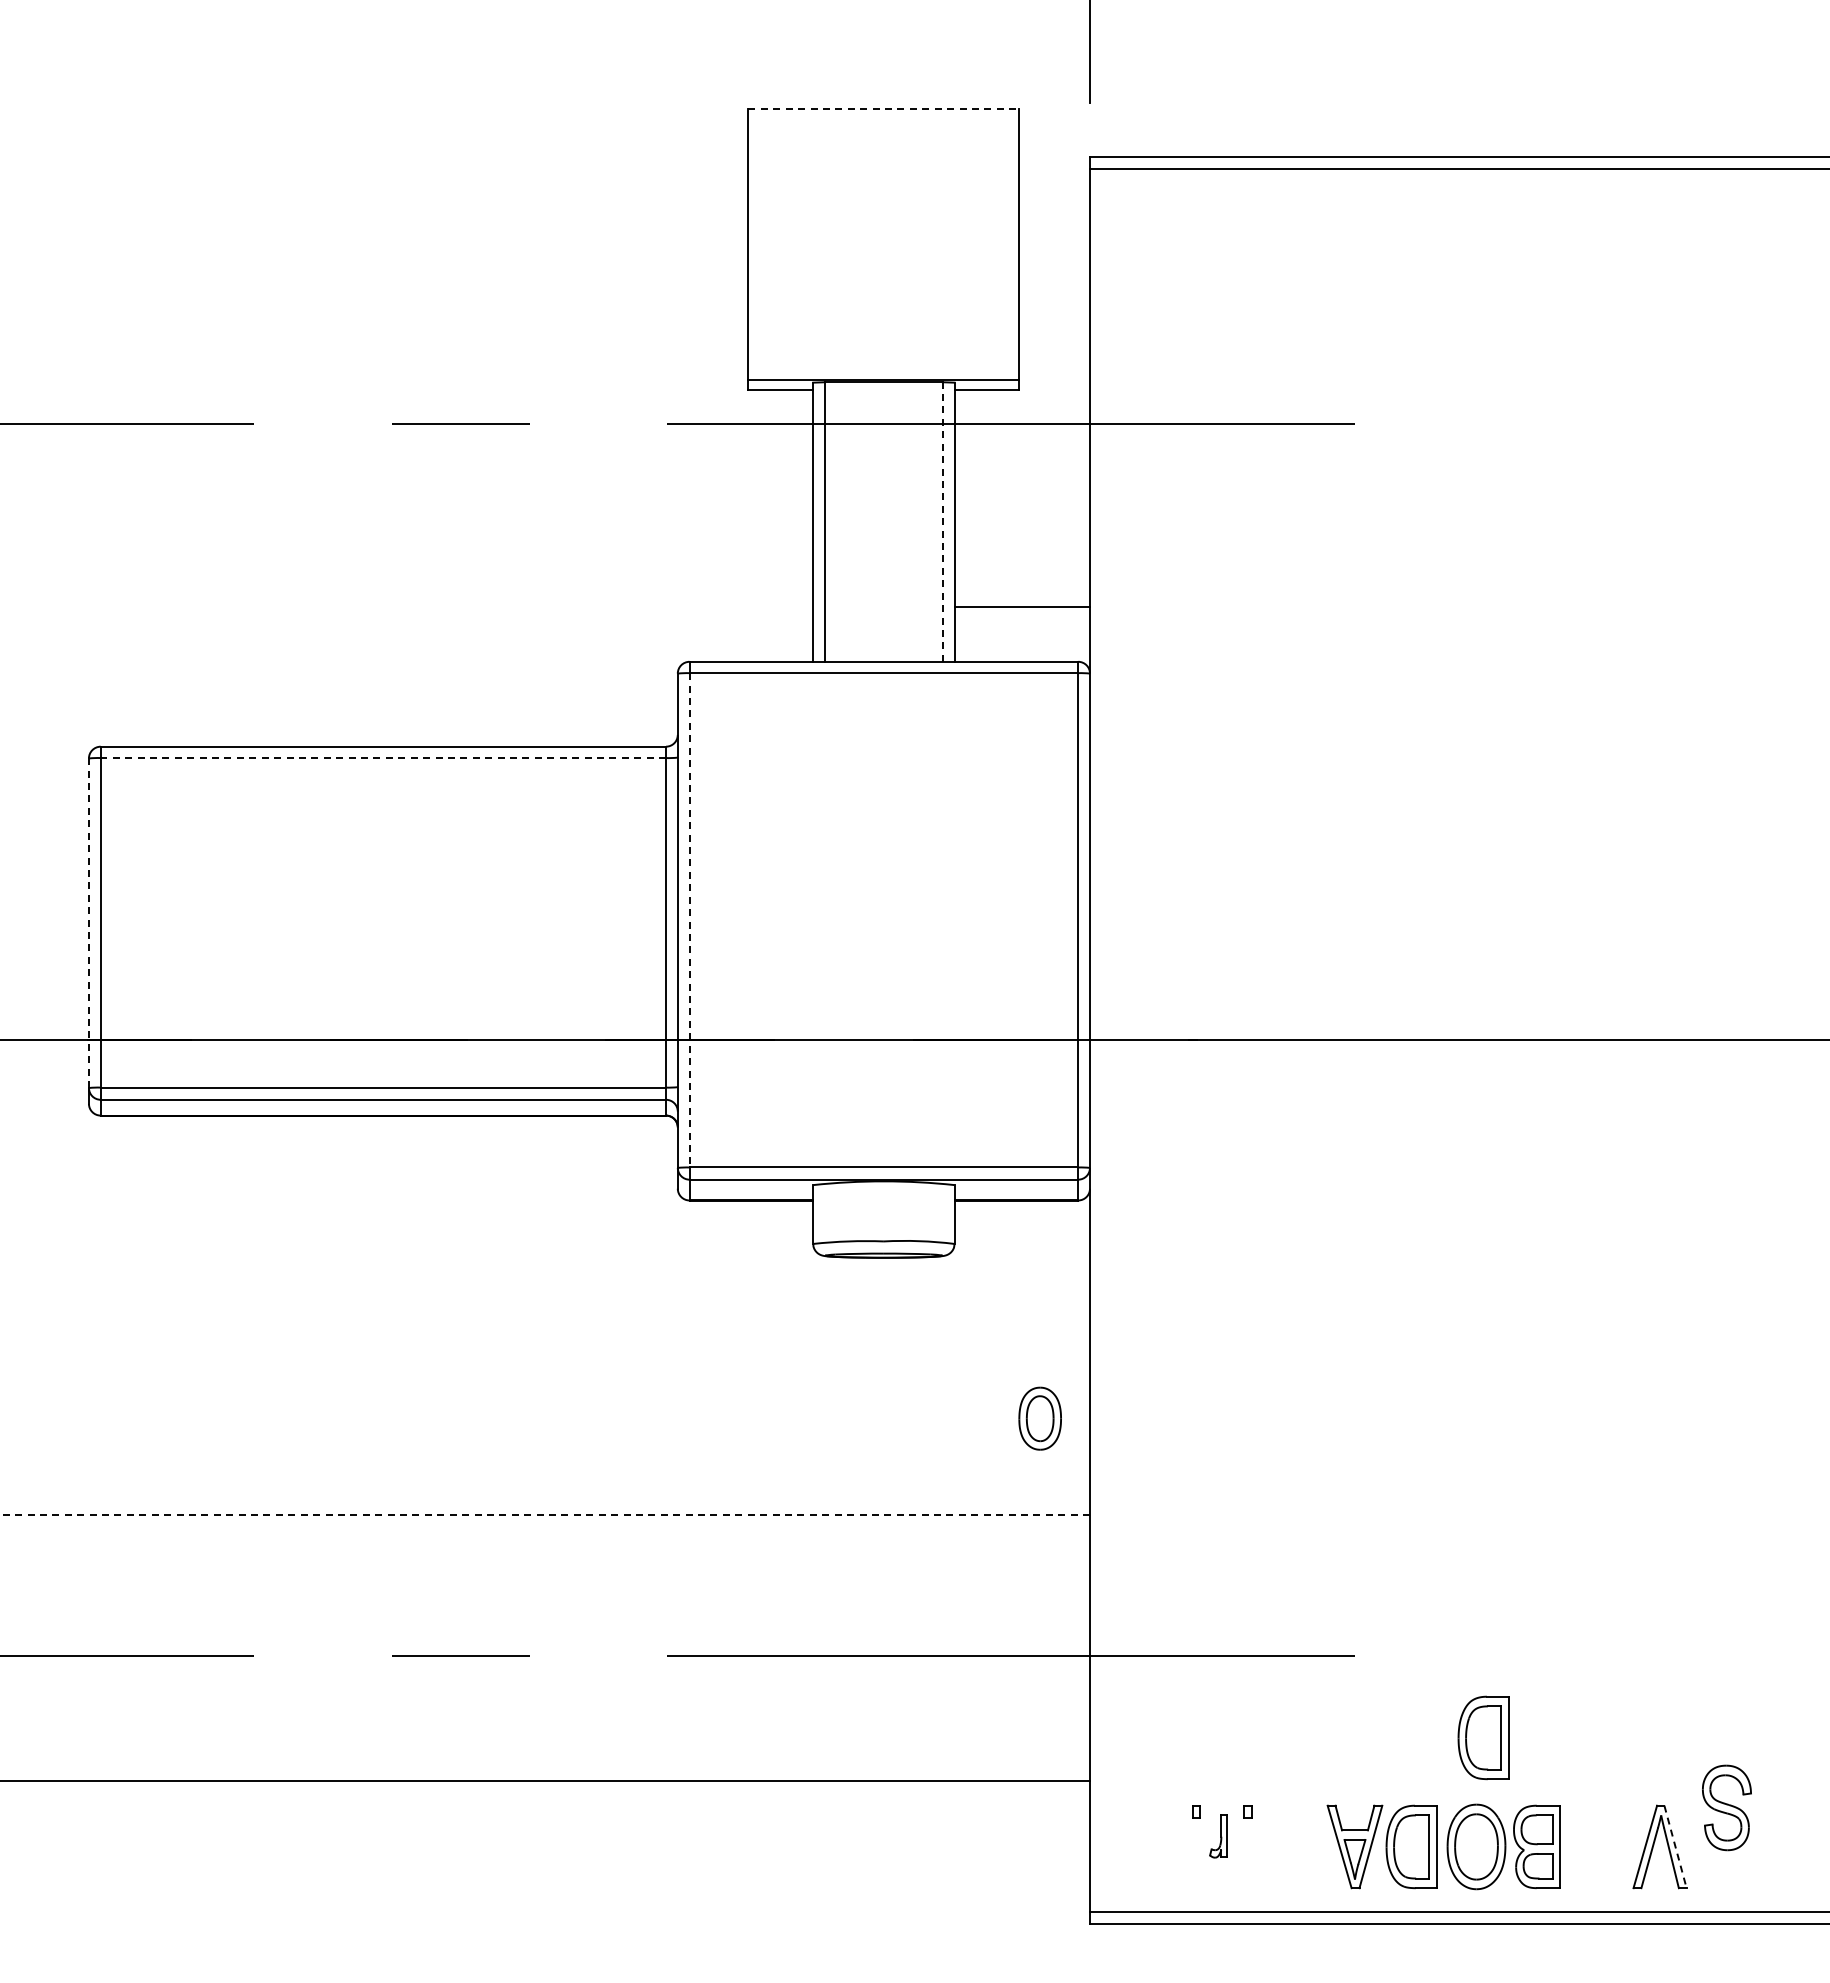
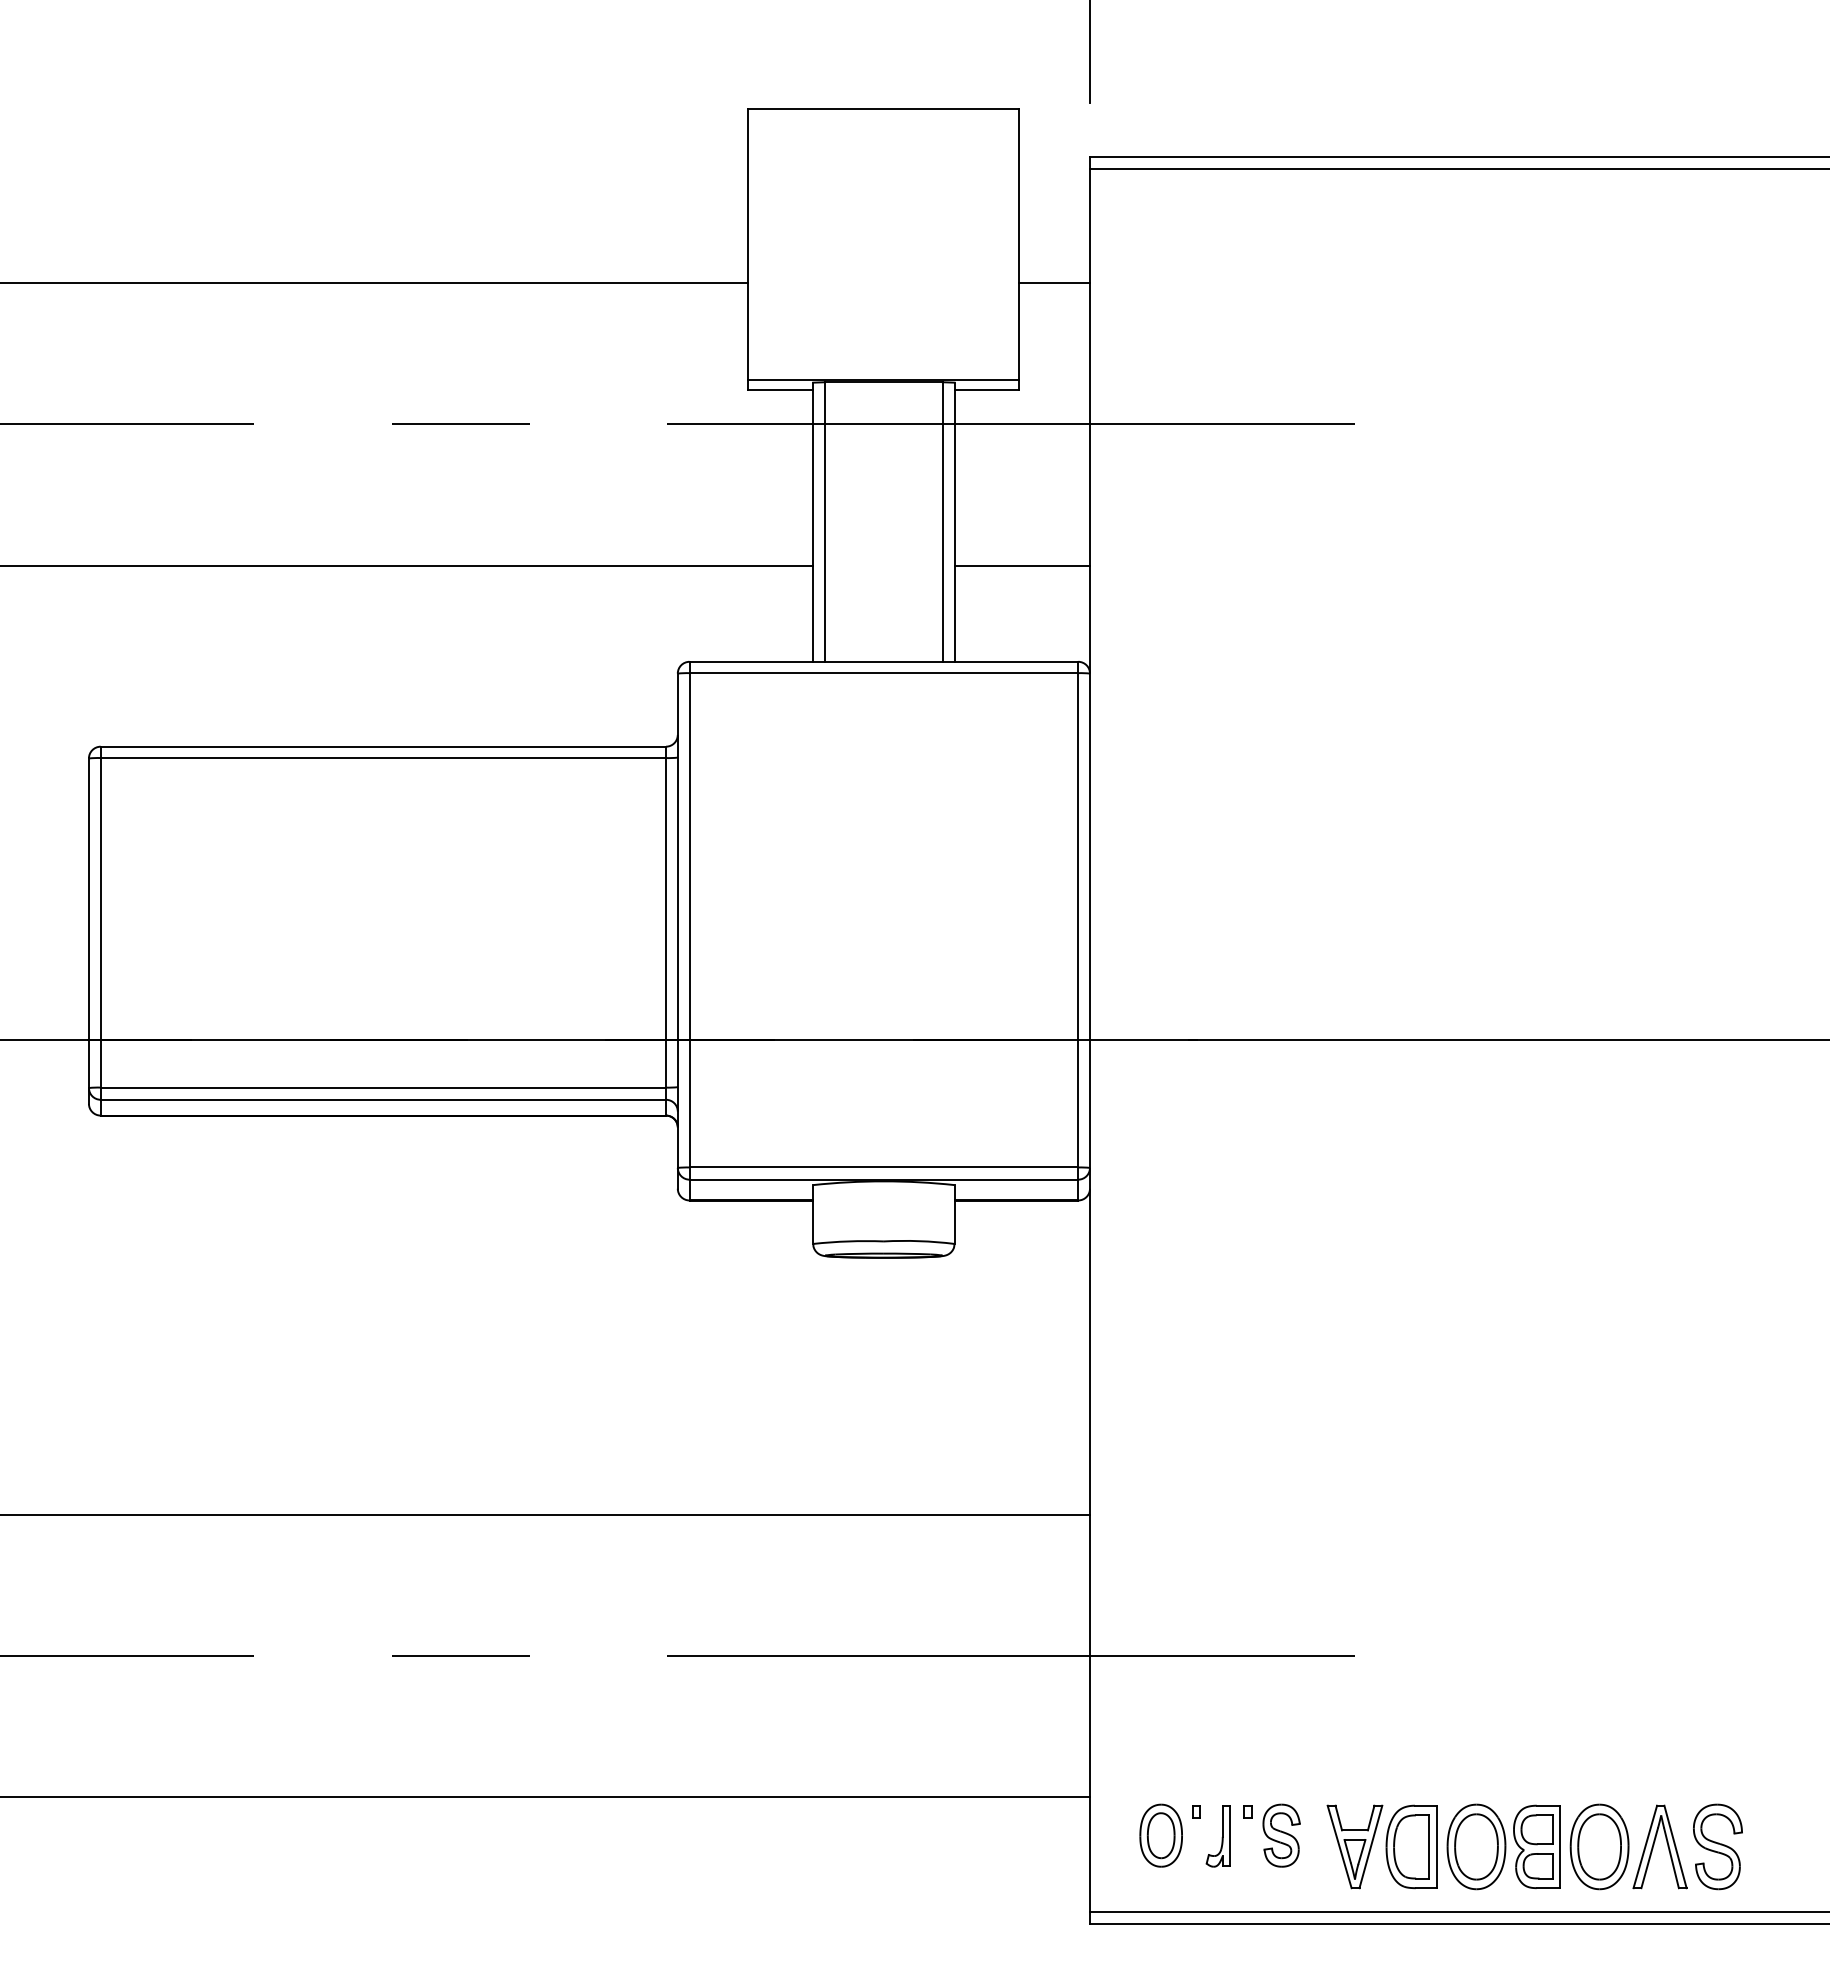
line: dashed -> solid (884, 109)
line: none -> present (375, 282)
line: none -> present (1054, 282)
line: dashed -> solid (942, 522)
line: none -> present (407, 565)
line position: (1022, 606) -> (1022, 565) (1022, 565)
line: dashed -> solid (383, 758)
line: dashed -> solid (689, 920)
line: dashed -> solid (88, 923)
part position: (1039, 1418) -> (1160, 1835) (1160, 1835)
line: dashed -> solid (544, 1514)
part: present -> none (1483, 1737)
line position: (546, 1781) -> (546, 1797) (546, 1797)
part position: (1726, 1807) -> (1717, 1846) (1717, 1846)
part: none -> present (1281, 1835)
part size: 19x45 px -> 26x63 px (1217, 1836)
part: none -> present (1599, 1846)
line: dashed -> solid (1675, 1846)
